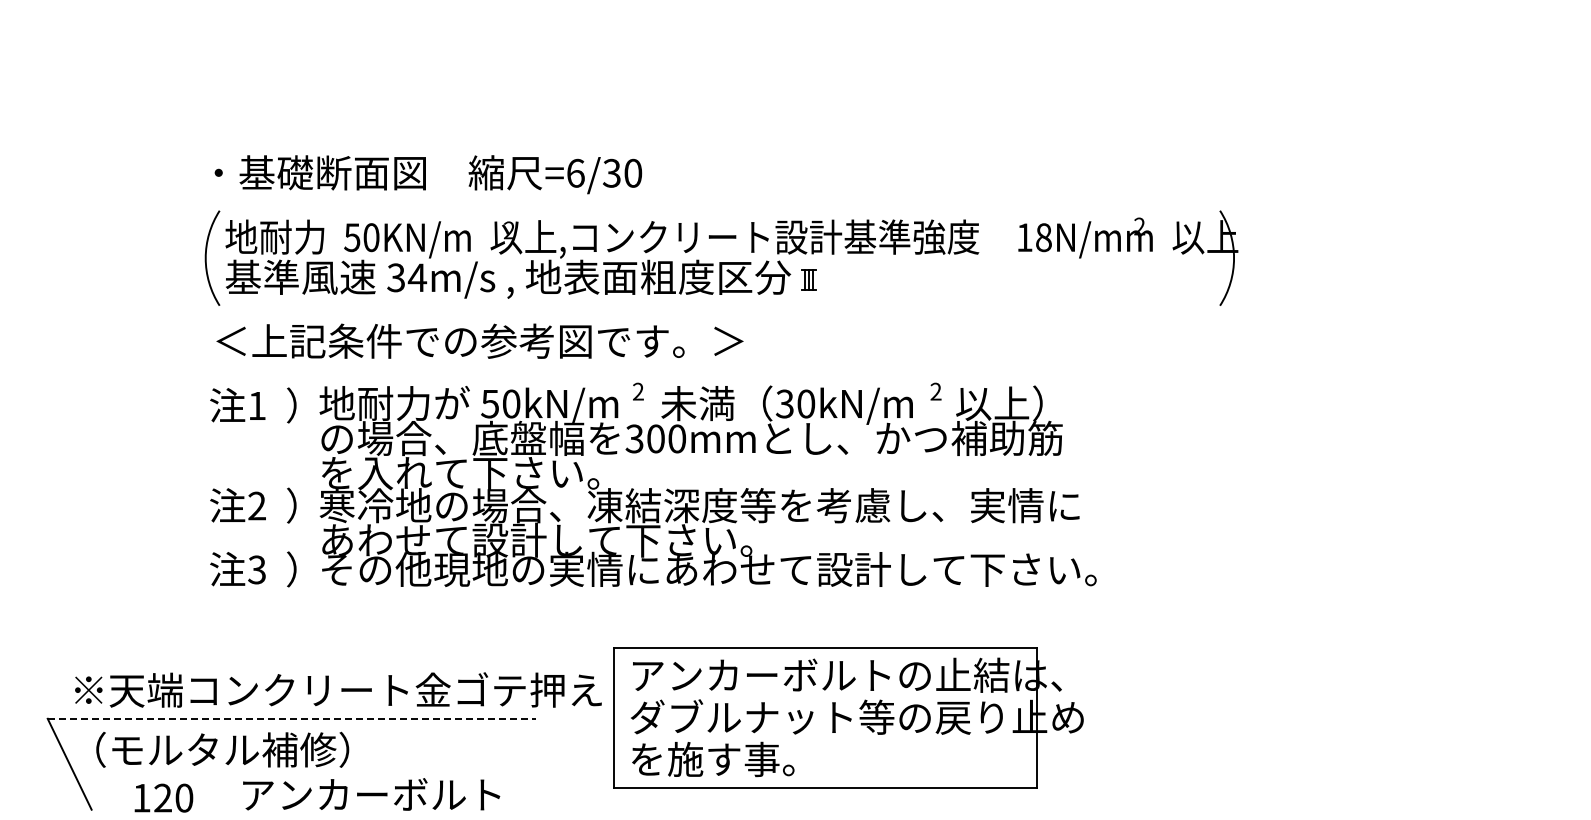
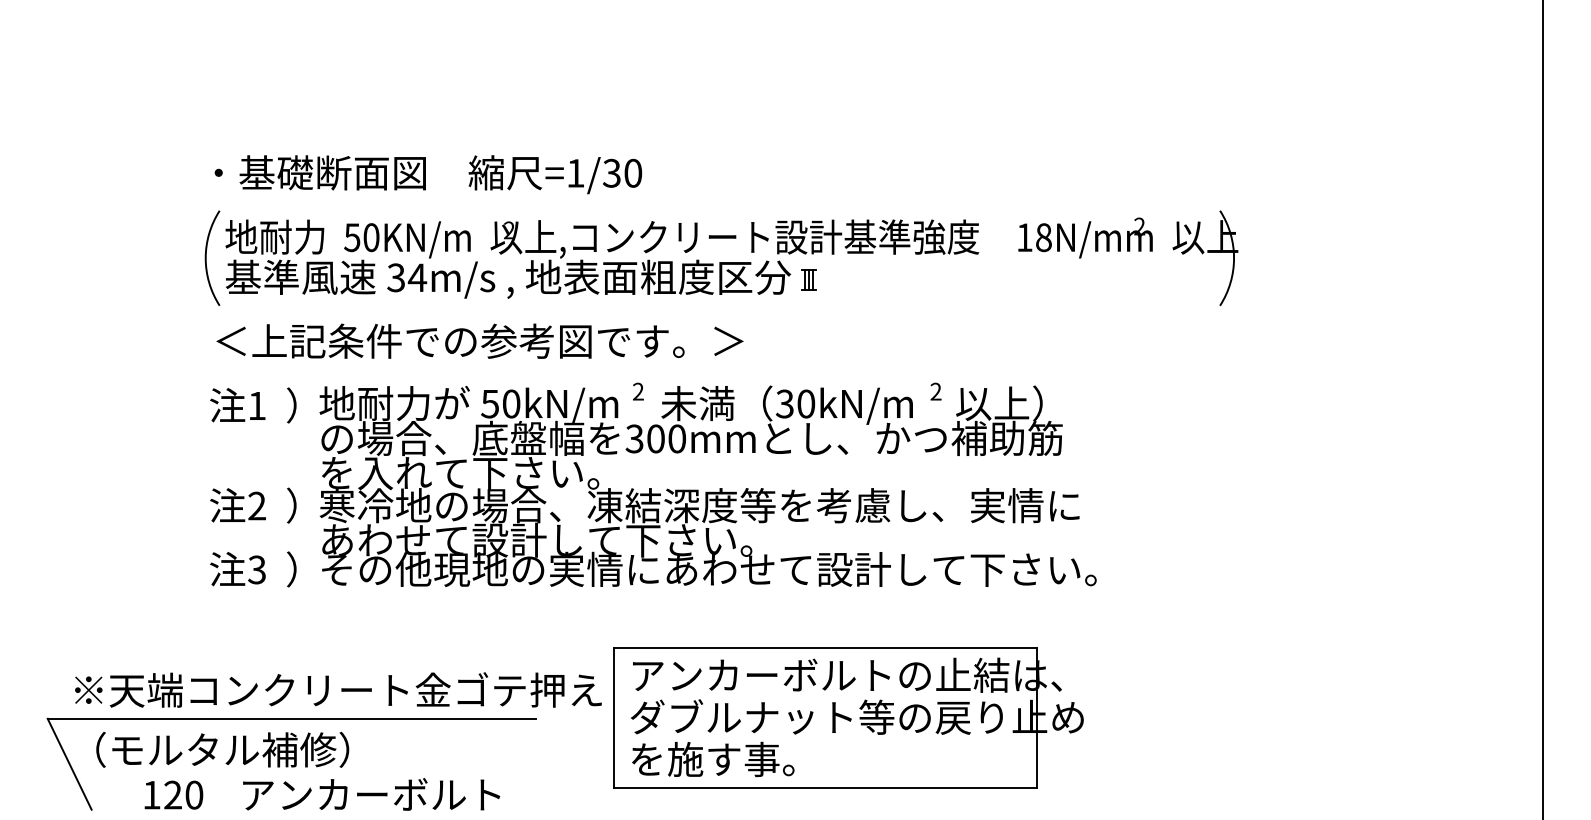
text: =6/30 -> =1/30 (575, 172)
line: none -> present (1543, 409)
line: dashed -> solid (292, 718)
text position: (163, 797) -> (173, 794) (173, 794)
